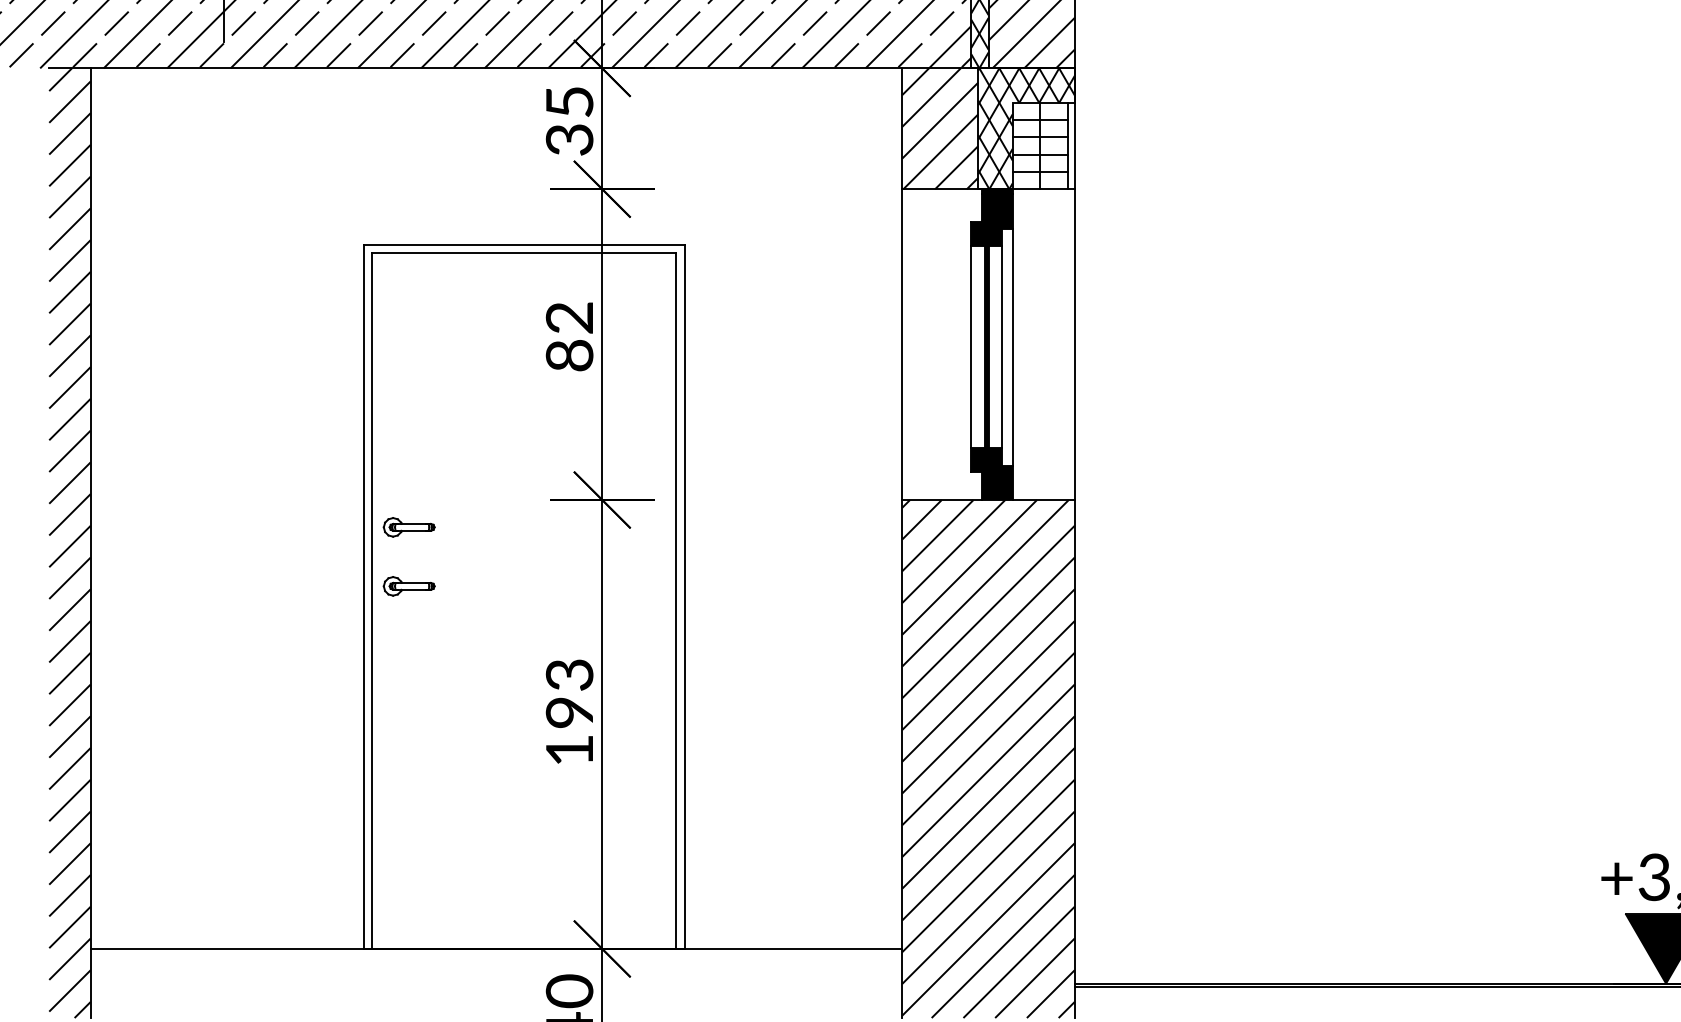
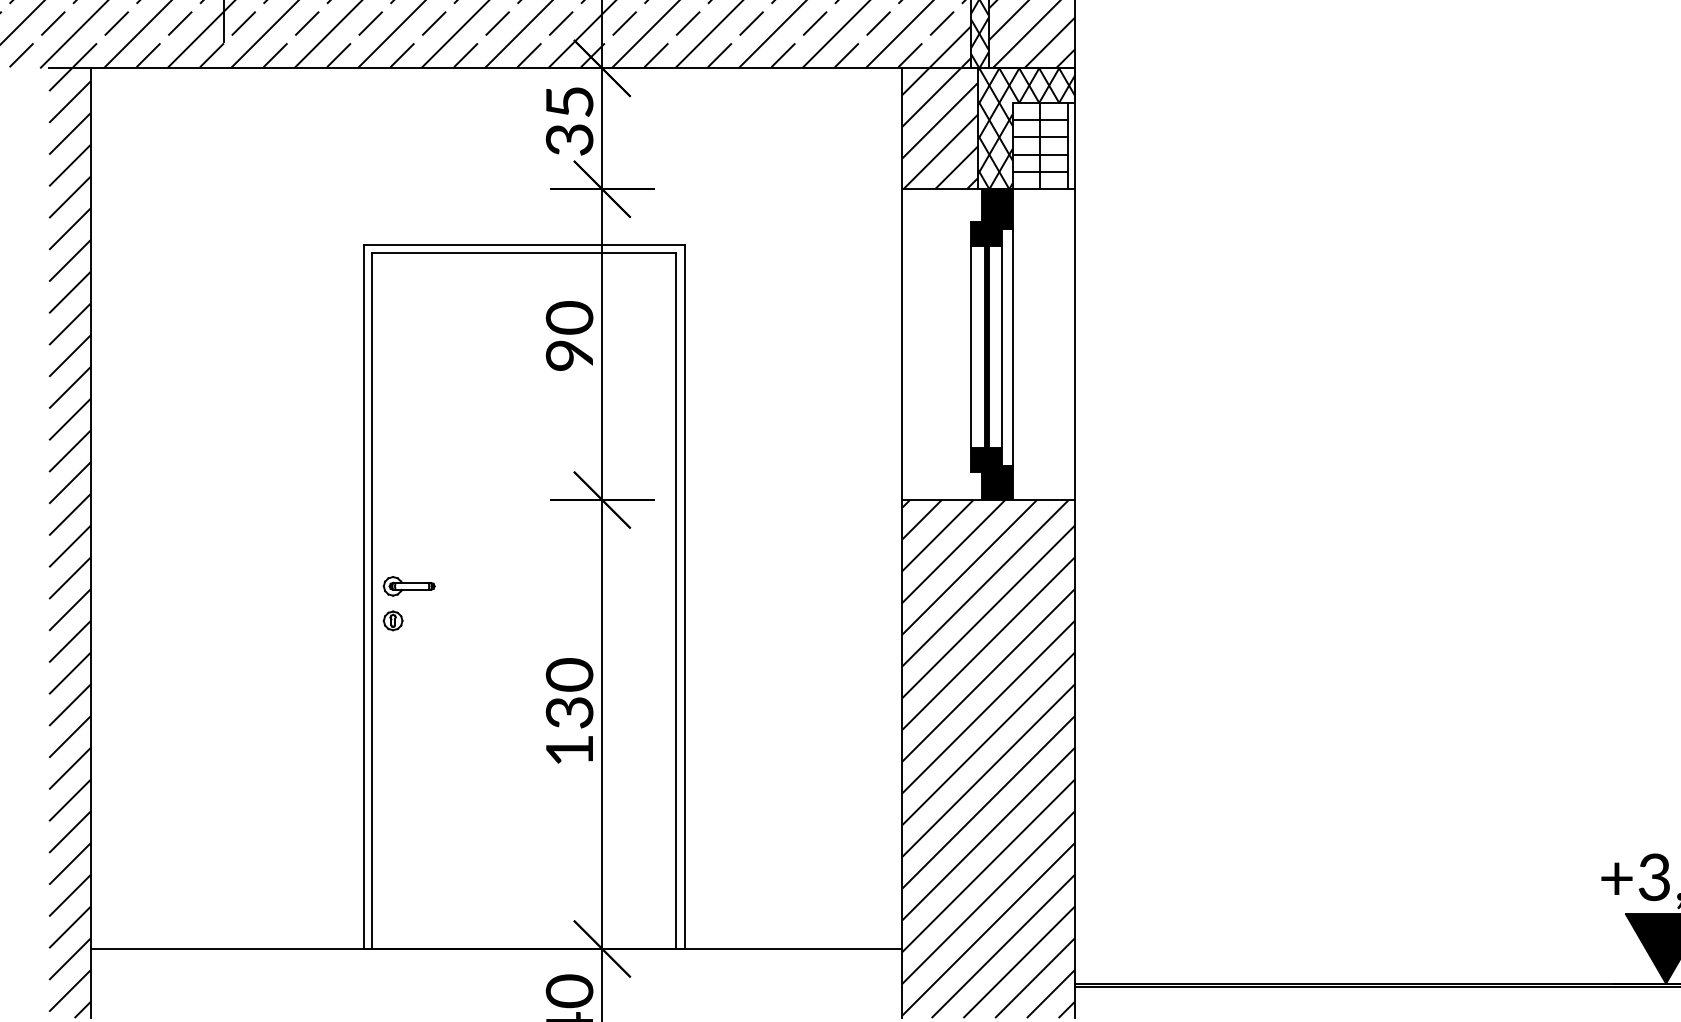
text: 82 -> 90 (569, 336)
part: present -> none (408, 527)
part: none -> present (392, 620)
text: 193 -> 130 (569, 693)
